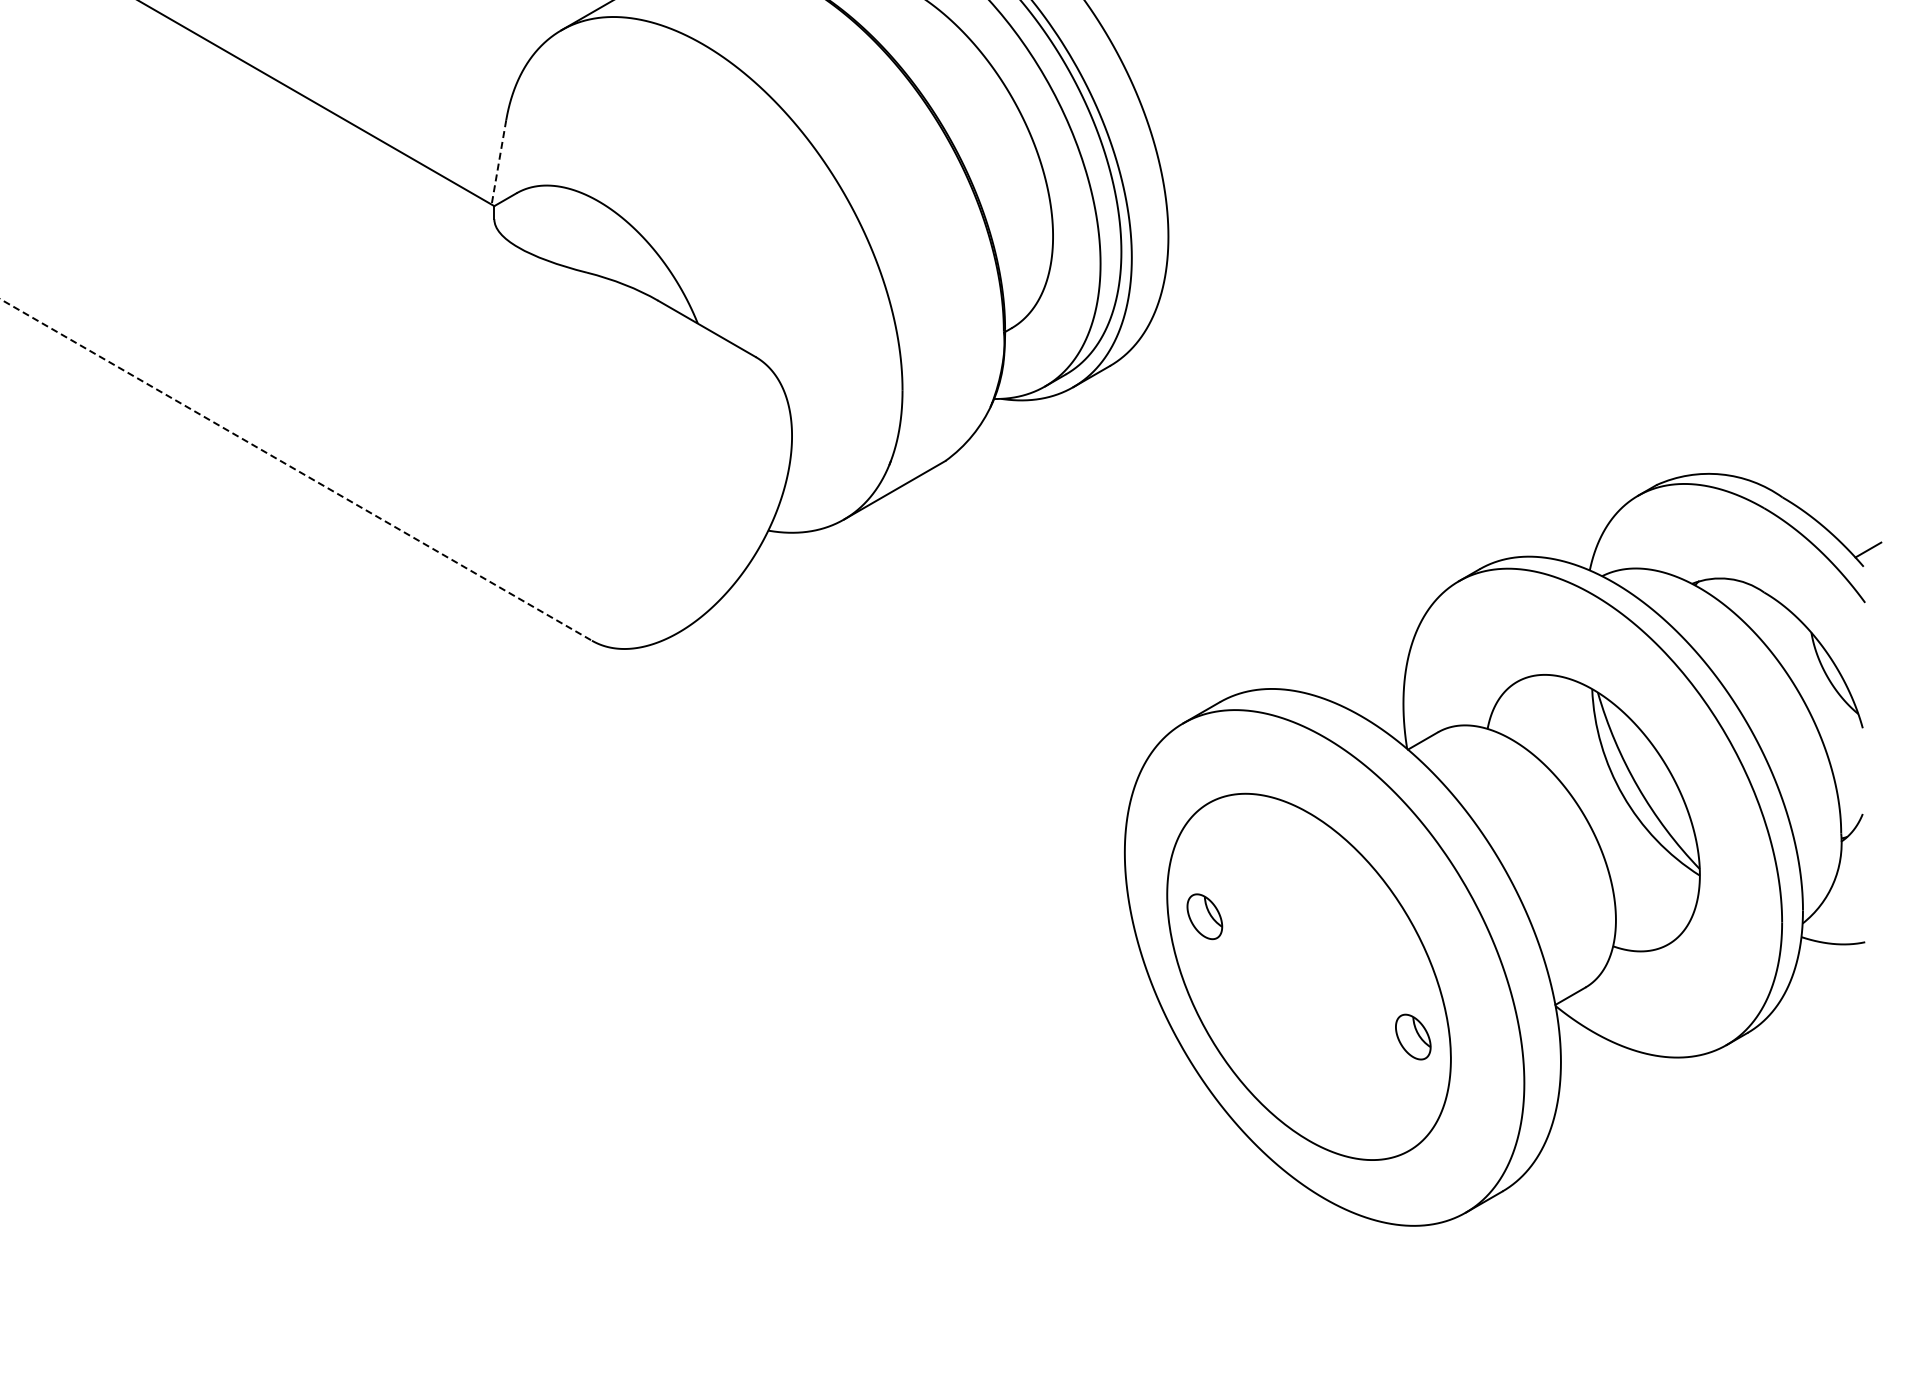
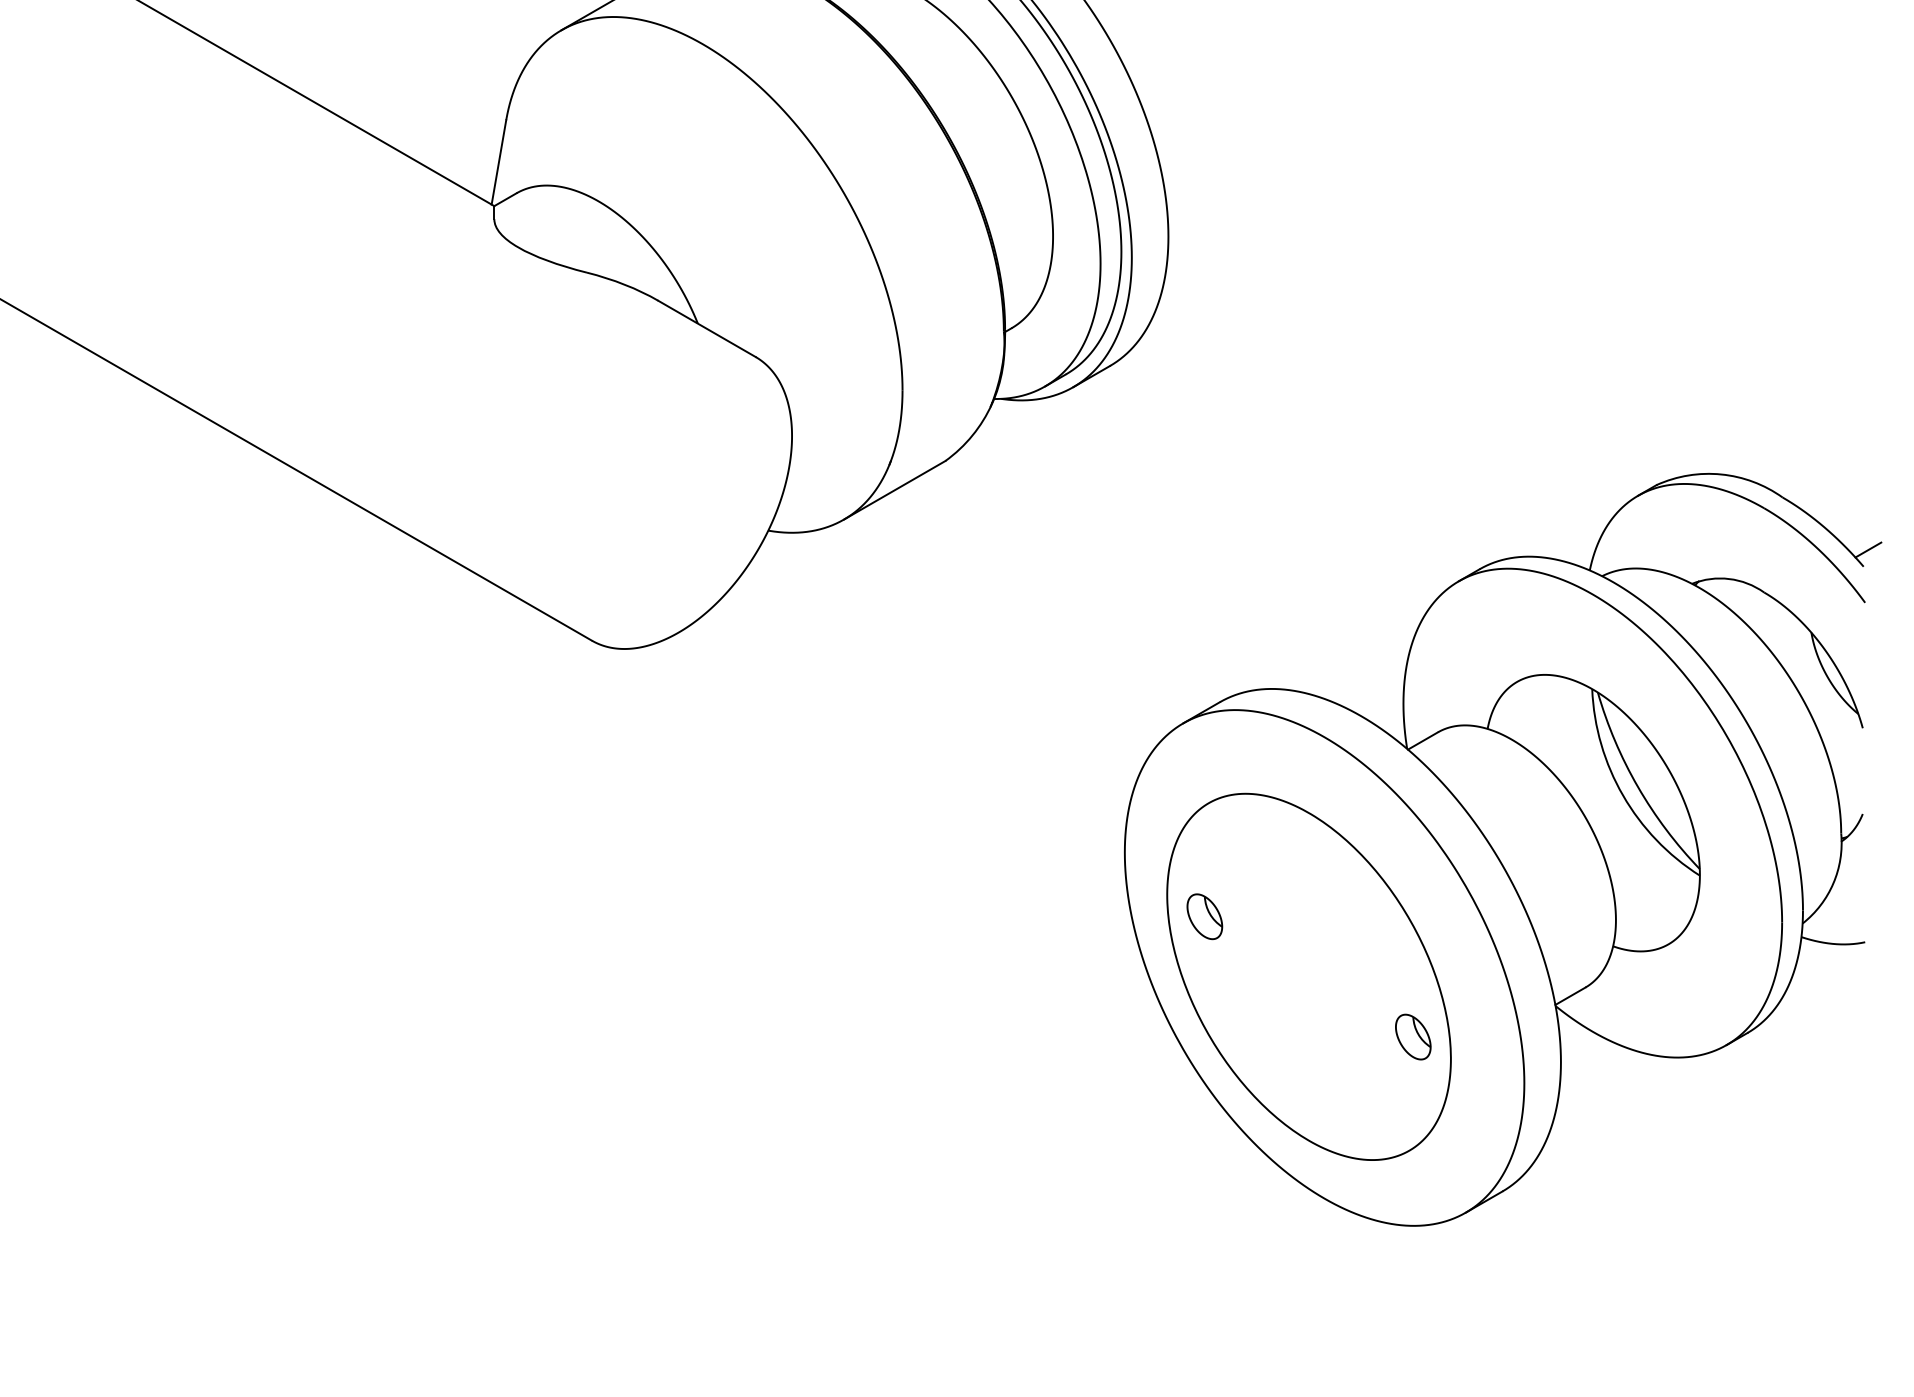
line: dashed -> solid (498, 162)
line: dashed -> solid (296, 470)
